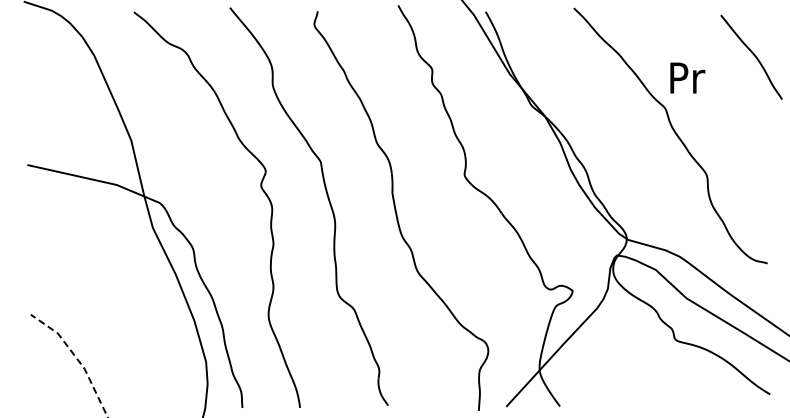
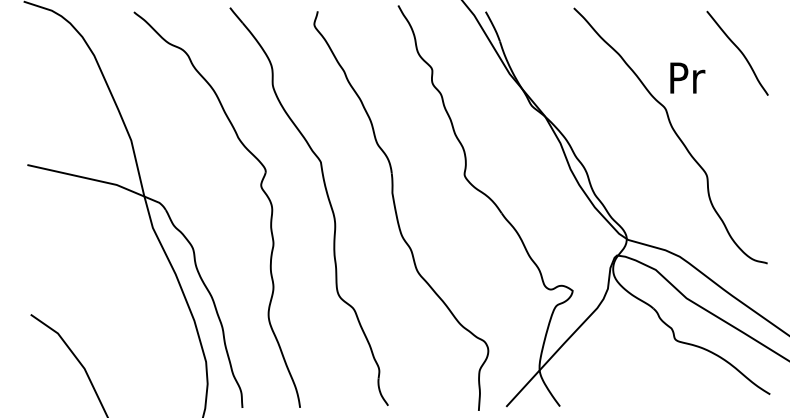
curve position: (752, 54) -> (738, 50) (738, 50)
line: dashed -> solid (76, 358)
